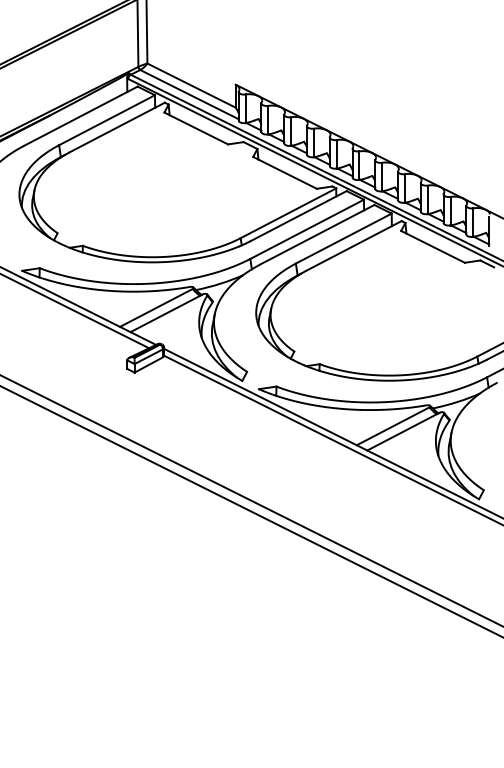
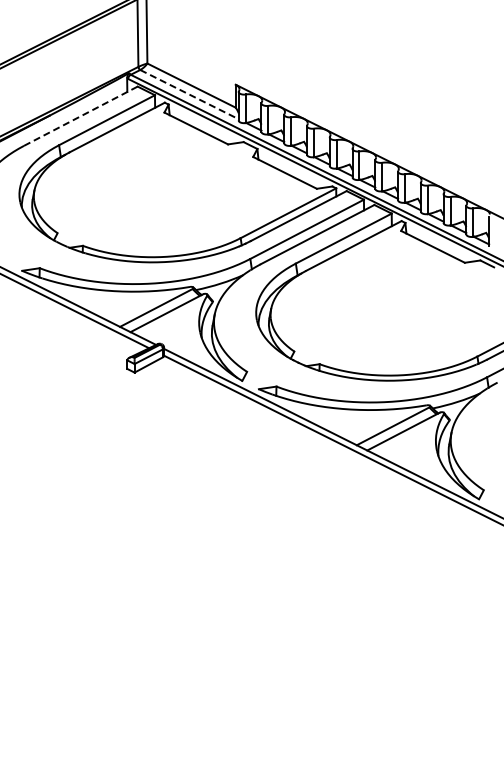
line: solid -> dashed (189, 94)
line: solid -> dashed (81, 116)
line: present -> none (251, 500)
line: present -> none (251, 511)
